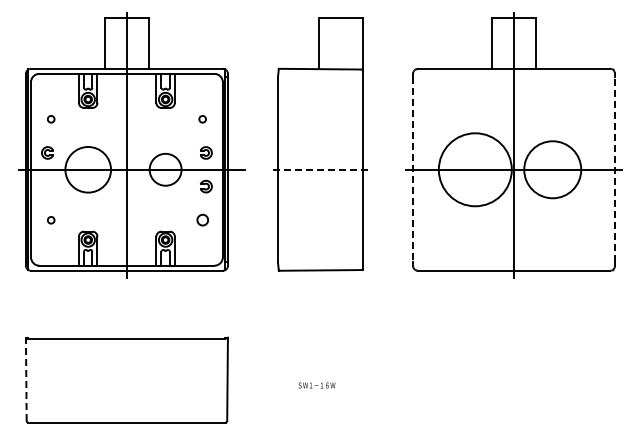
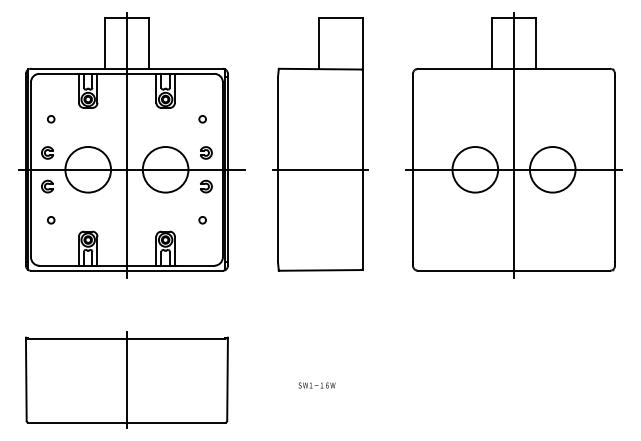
circle diameter: 32 px -> 46 px (165, 169)
line: dashed -> solid (320, 169)
line: dashed -> solid (413, 169)
circle diameter: 73 px -> 46 px (475, 169)
circle diameter: 57 px -> 46 px (552, 169)
line: dashed -> solid (615, 169)
part: none -> present (47, 186)
circle size: 13x14 px -> 9x9 px (202, 220)
line: dashed -> solid (26, 379)
line: none -> present (126, 379)
